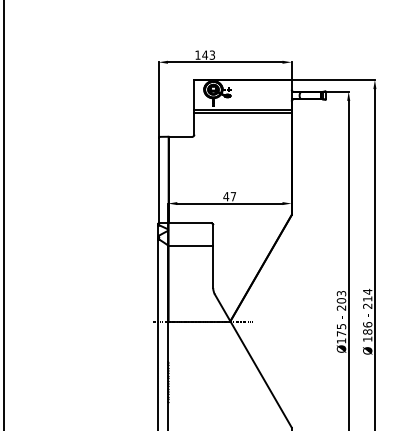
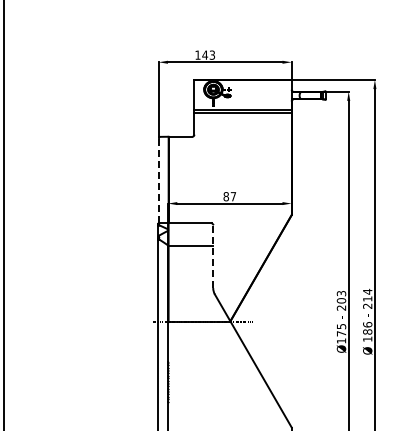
line: solid -> dashed (158, 179)
text: 47 -> 87 (226, 196)
line: solid -> dashed (213, 256)
